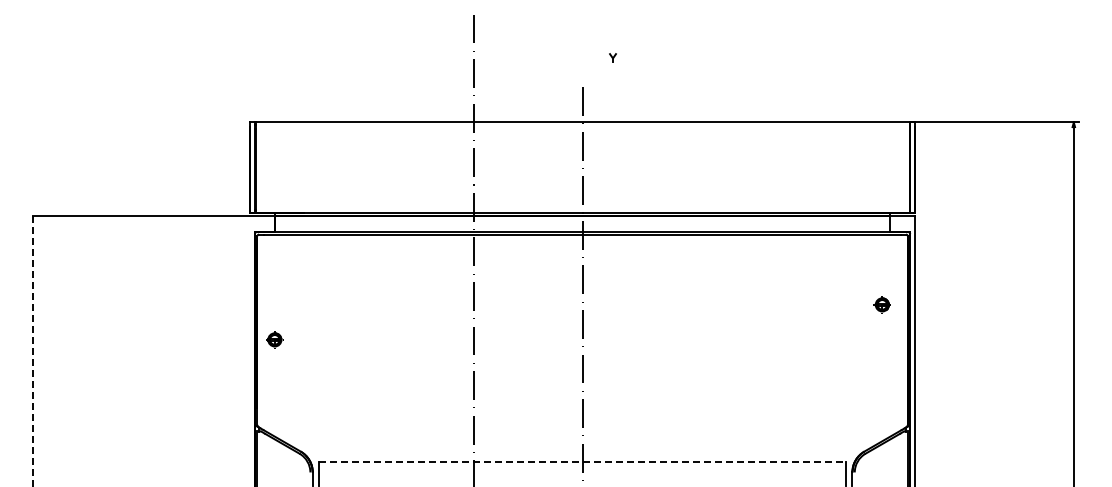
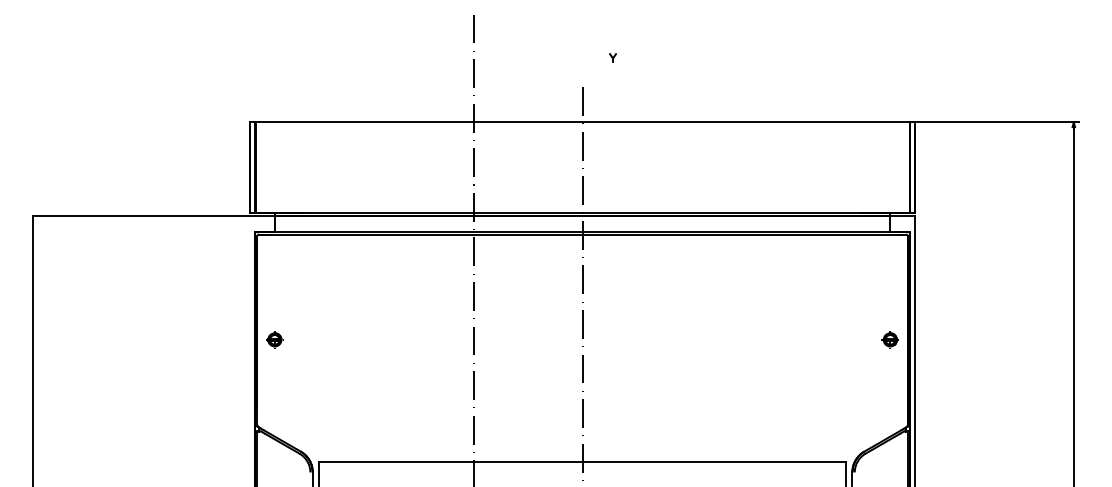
part position: (881, 304) -> (889, 339) (889, 339)
line: dashed -> solid (33, 351)
line: dashed -> solid (583, 461)
